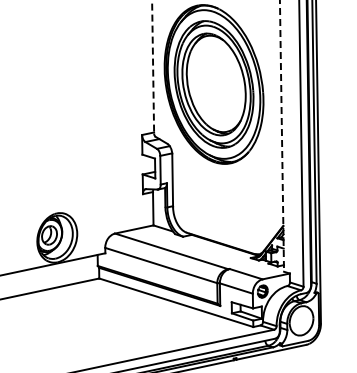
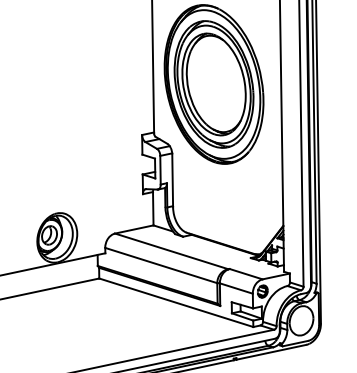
line: dashed -> solid (153, 67)
line: dashed -> solid (281, 136)
